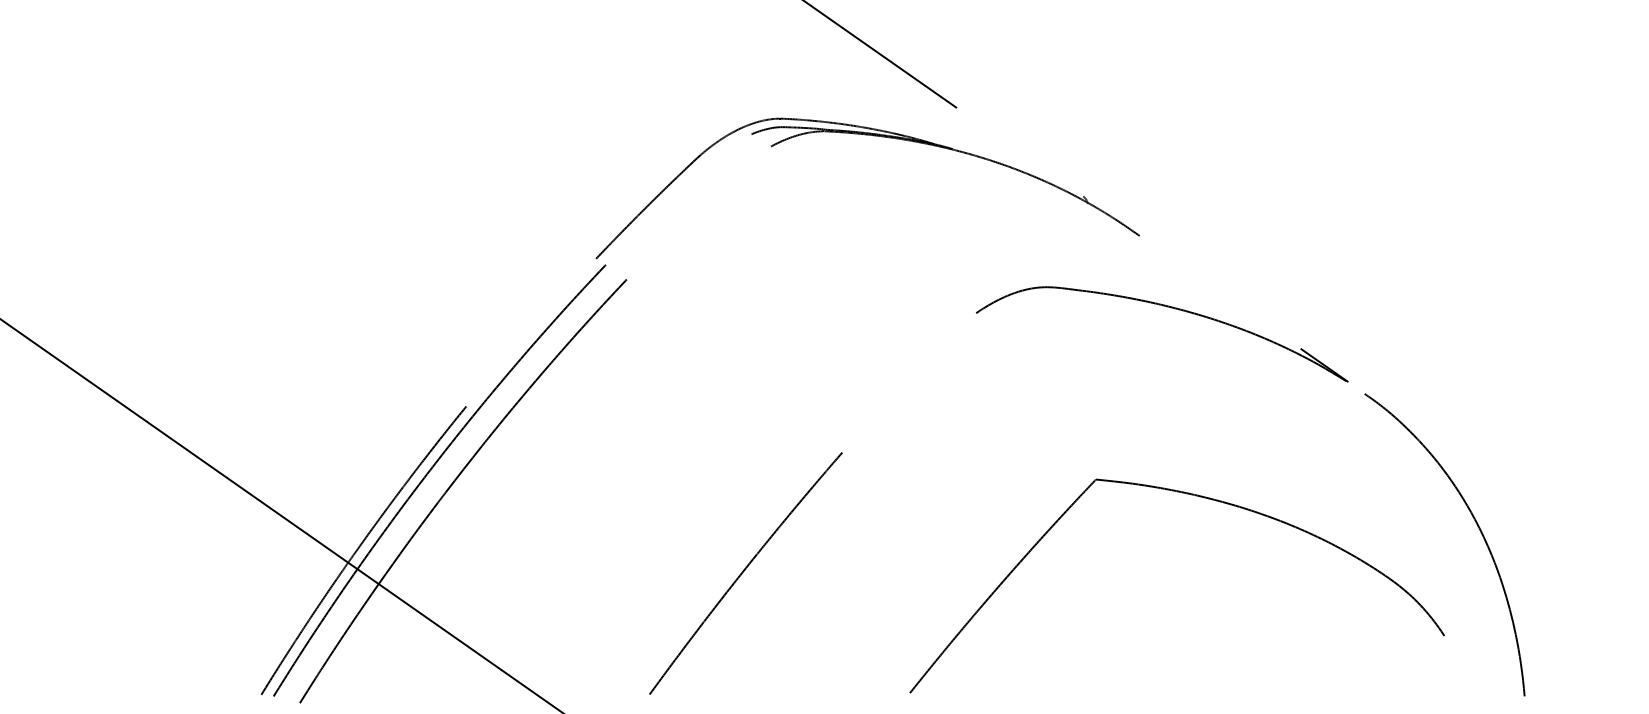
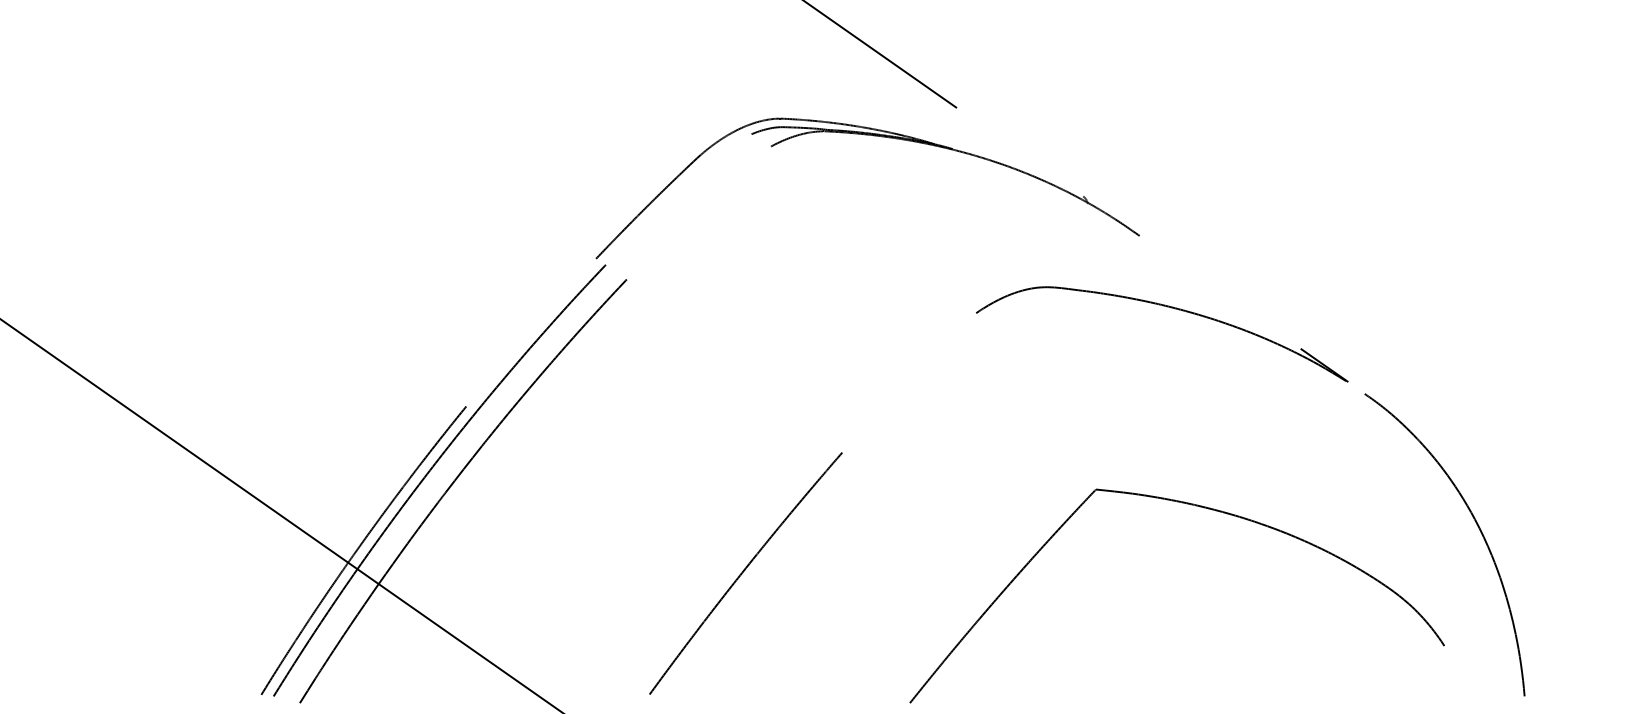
part position: (1195, 496) -> (1195, 506) (1195, 506)
